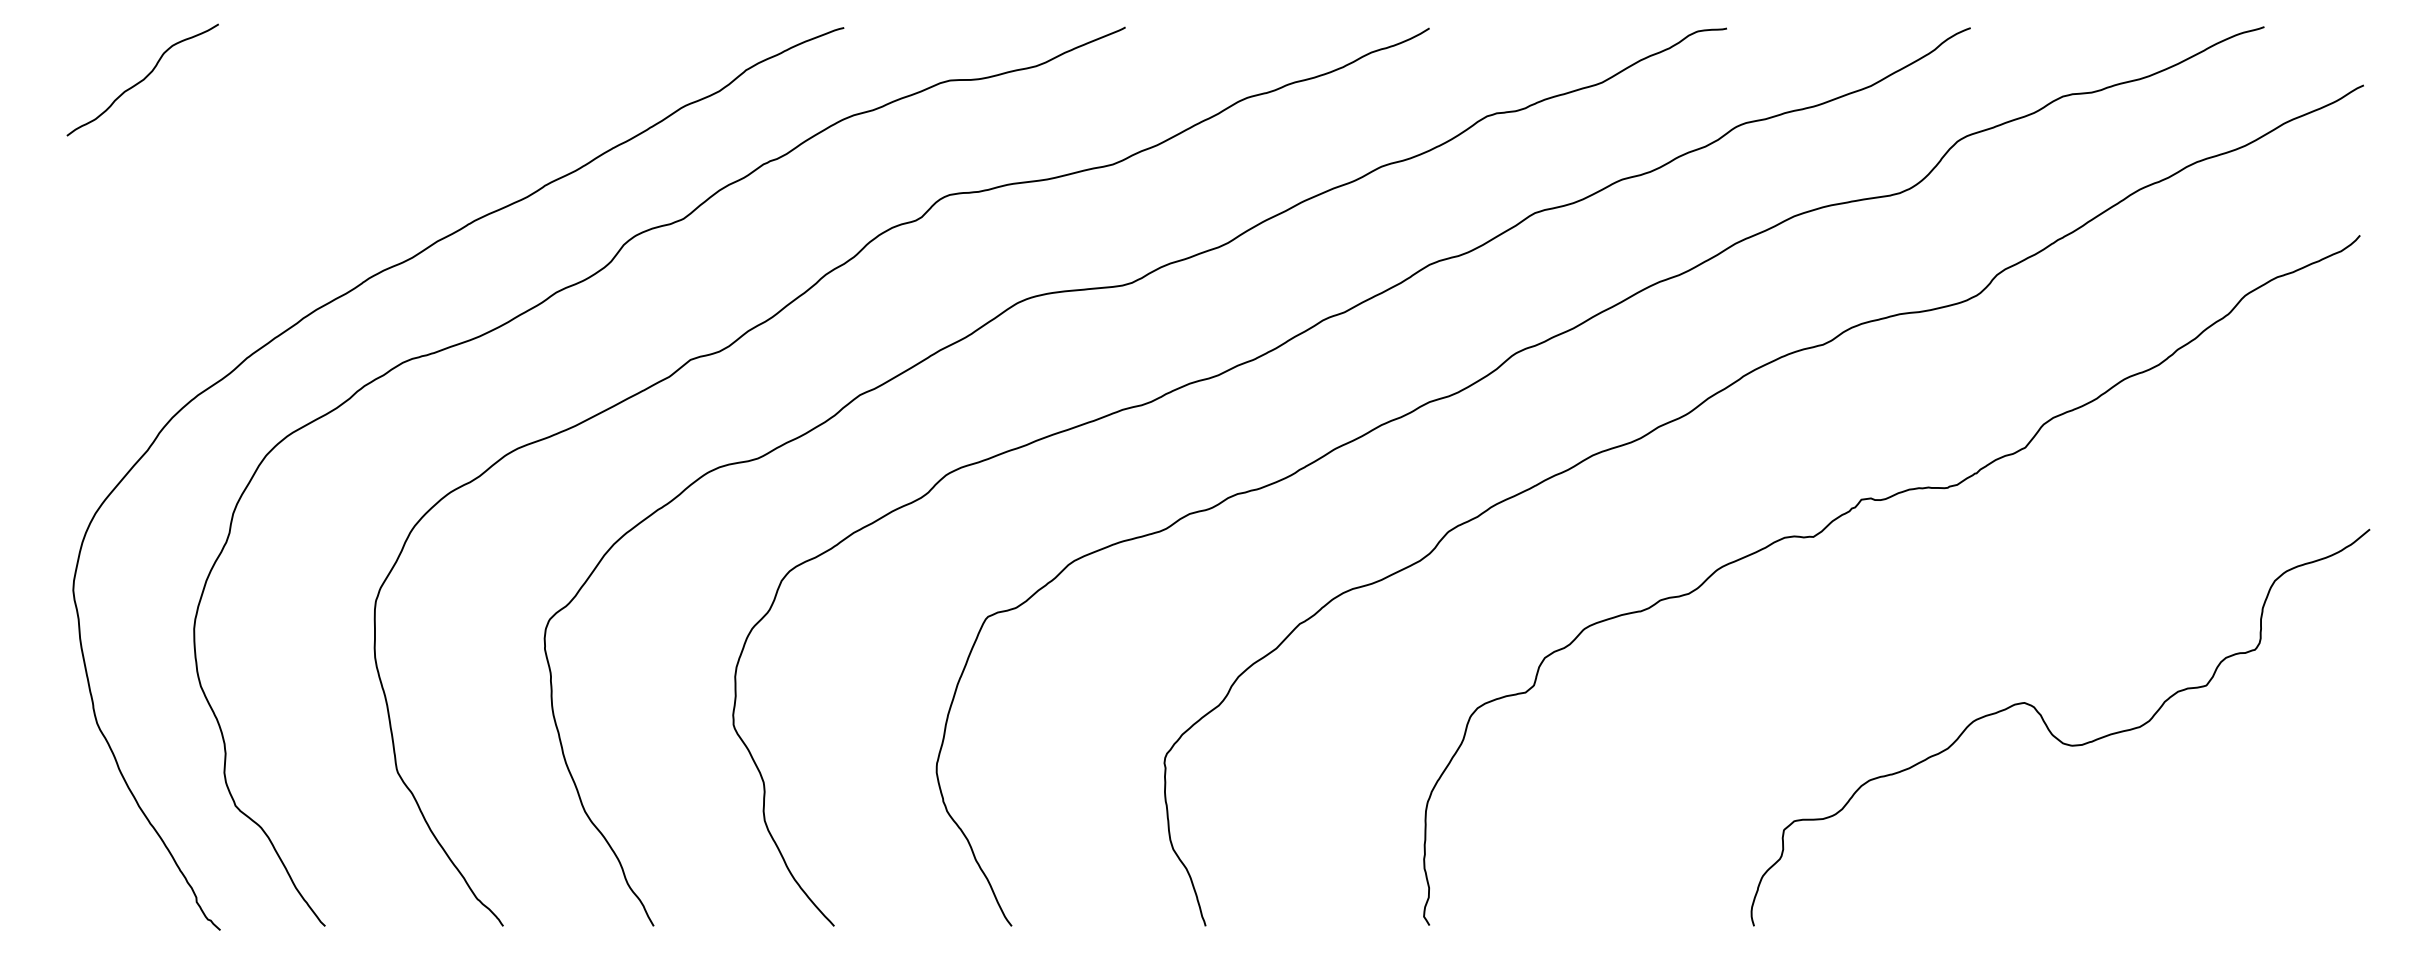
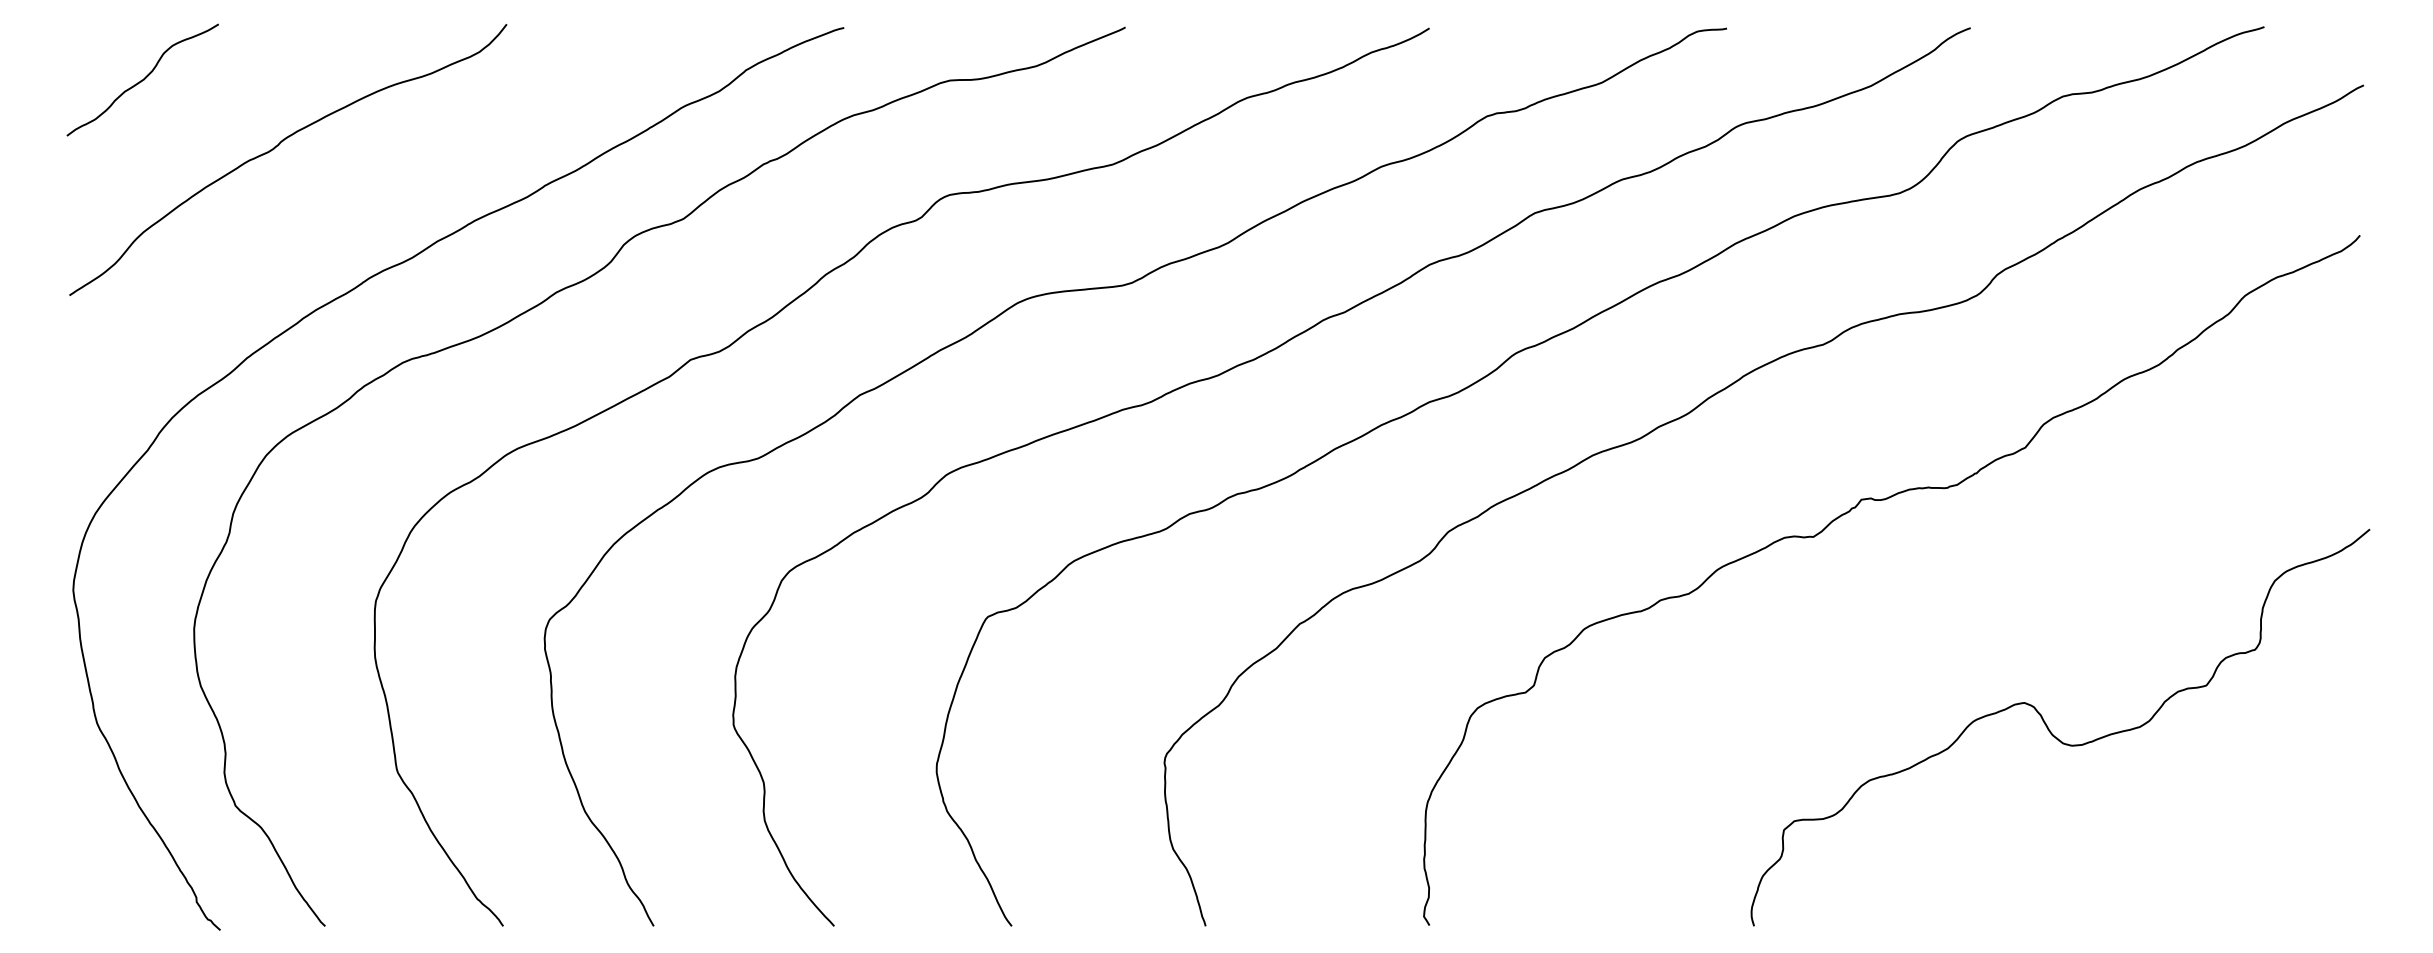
curve: none -> present (278, 146)
